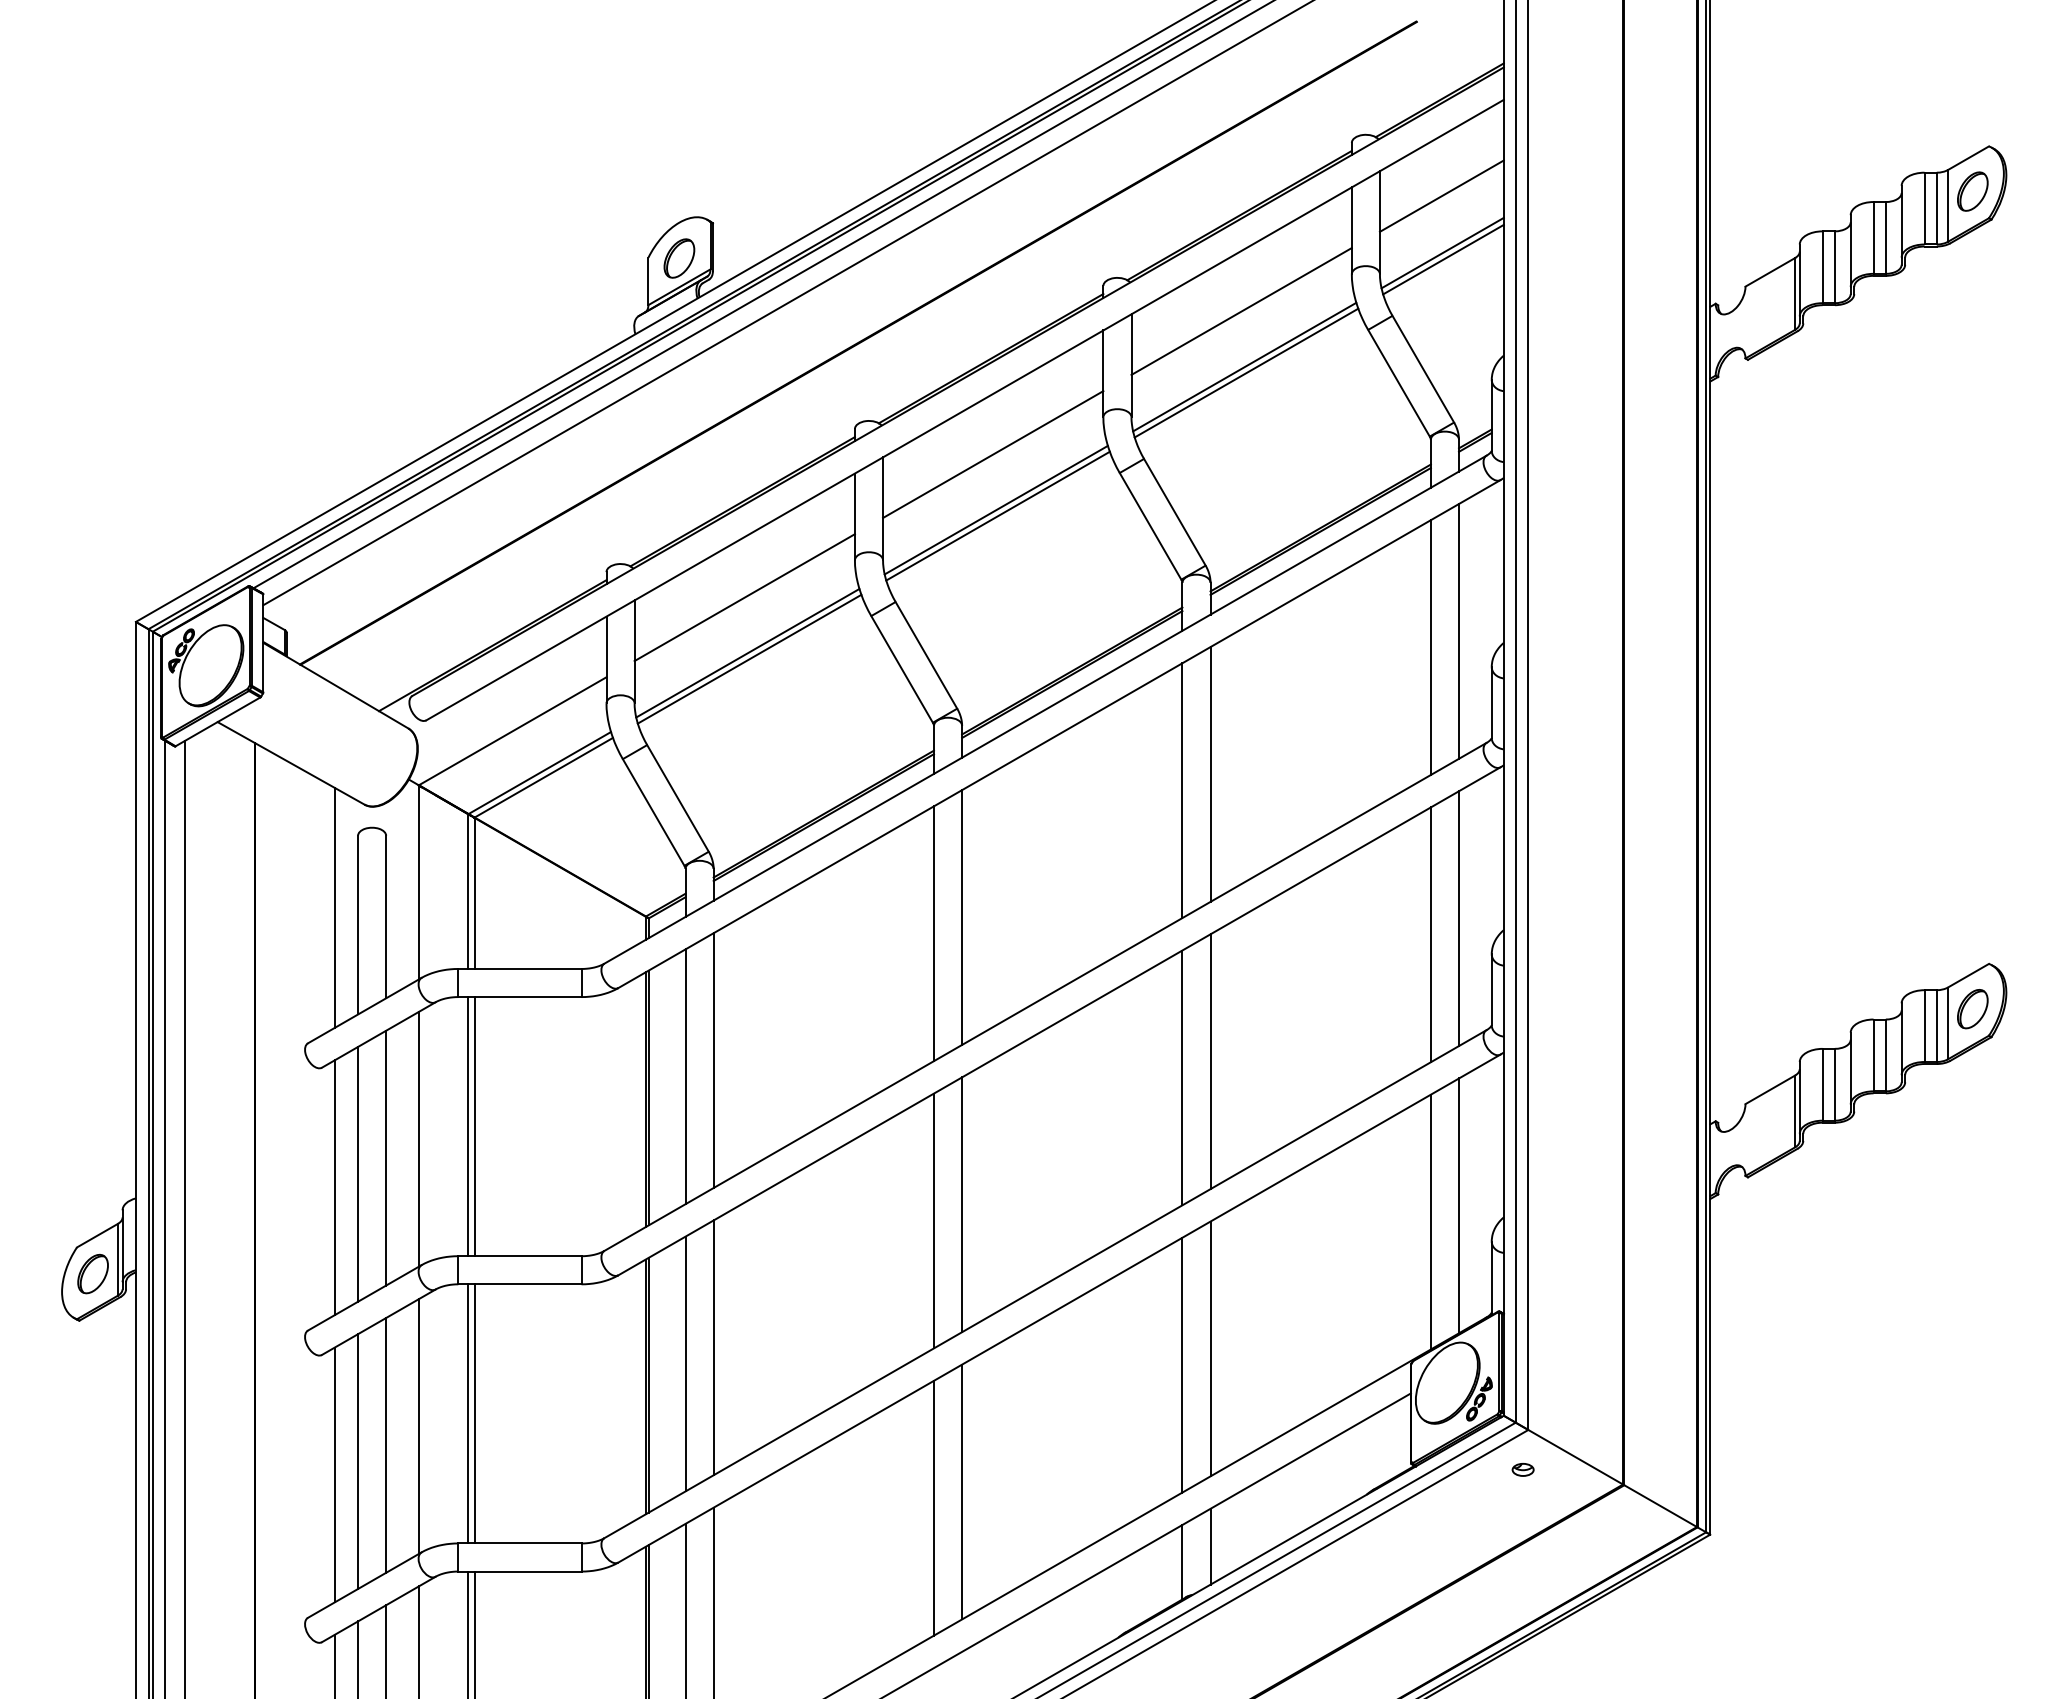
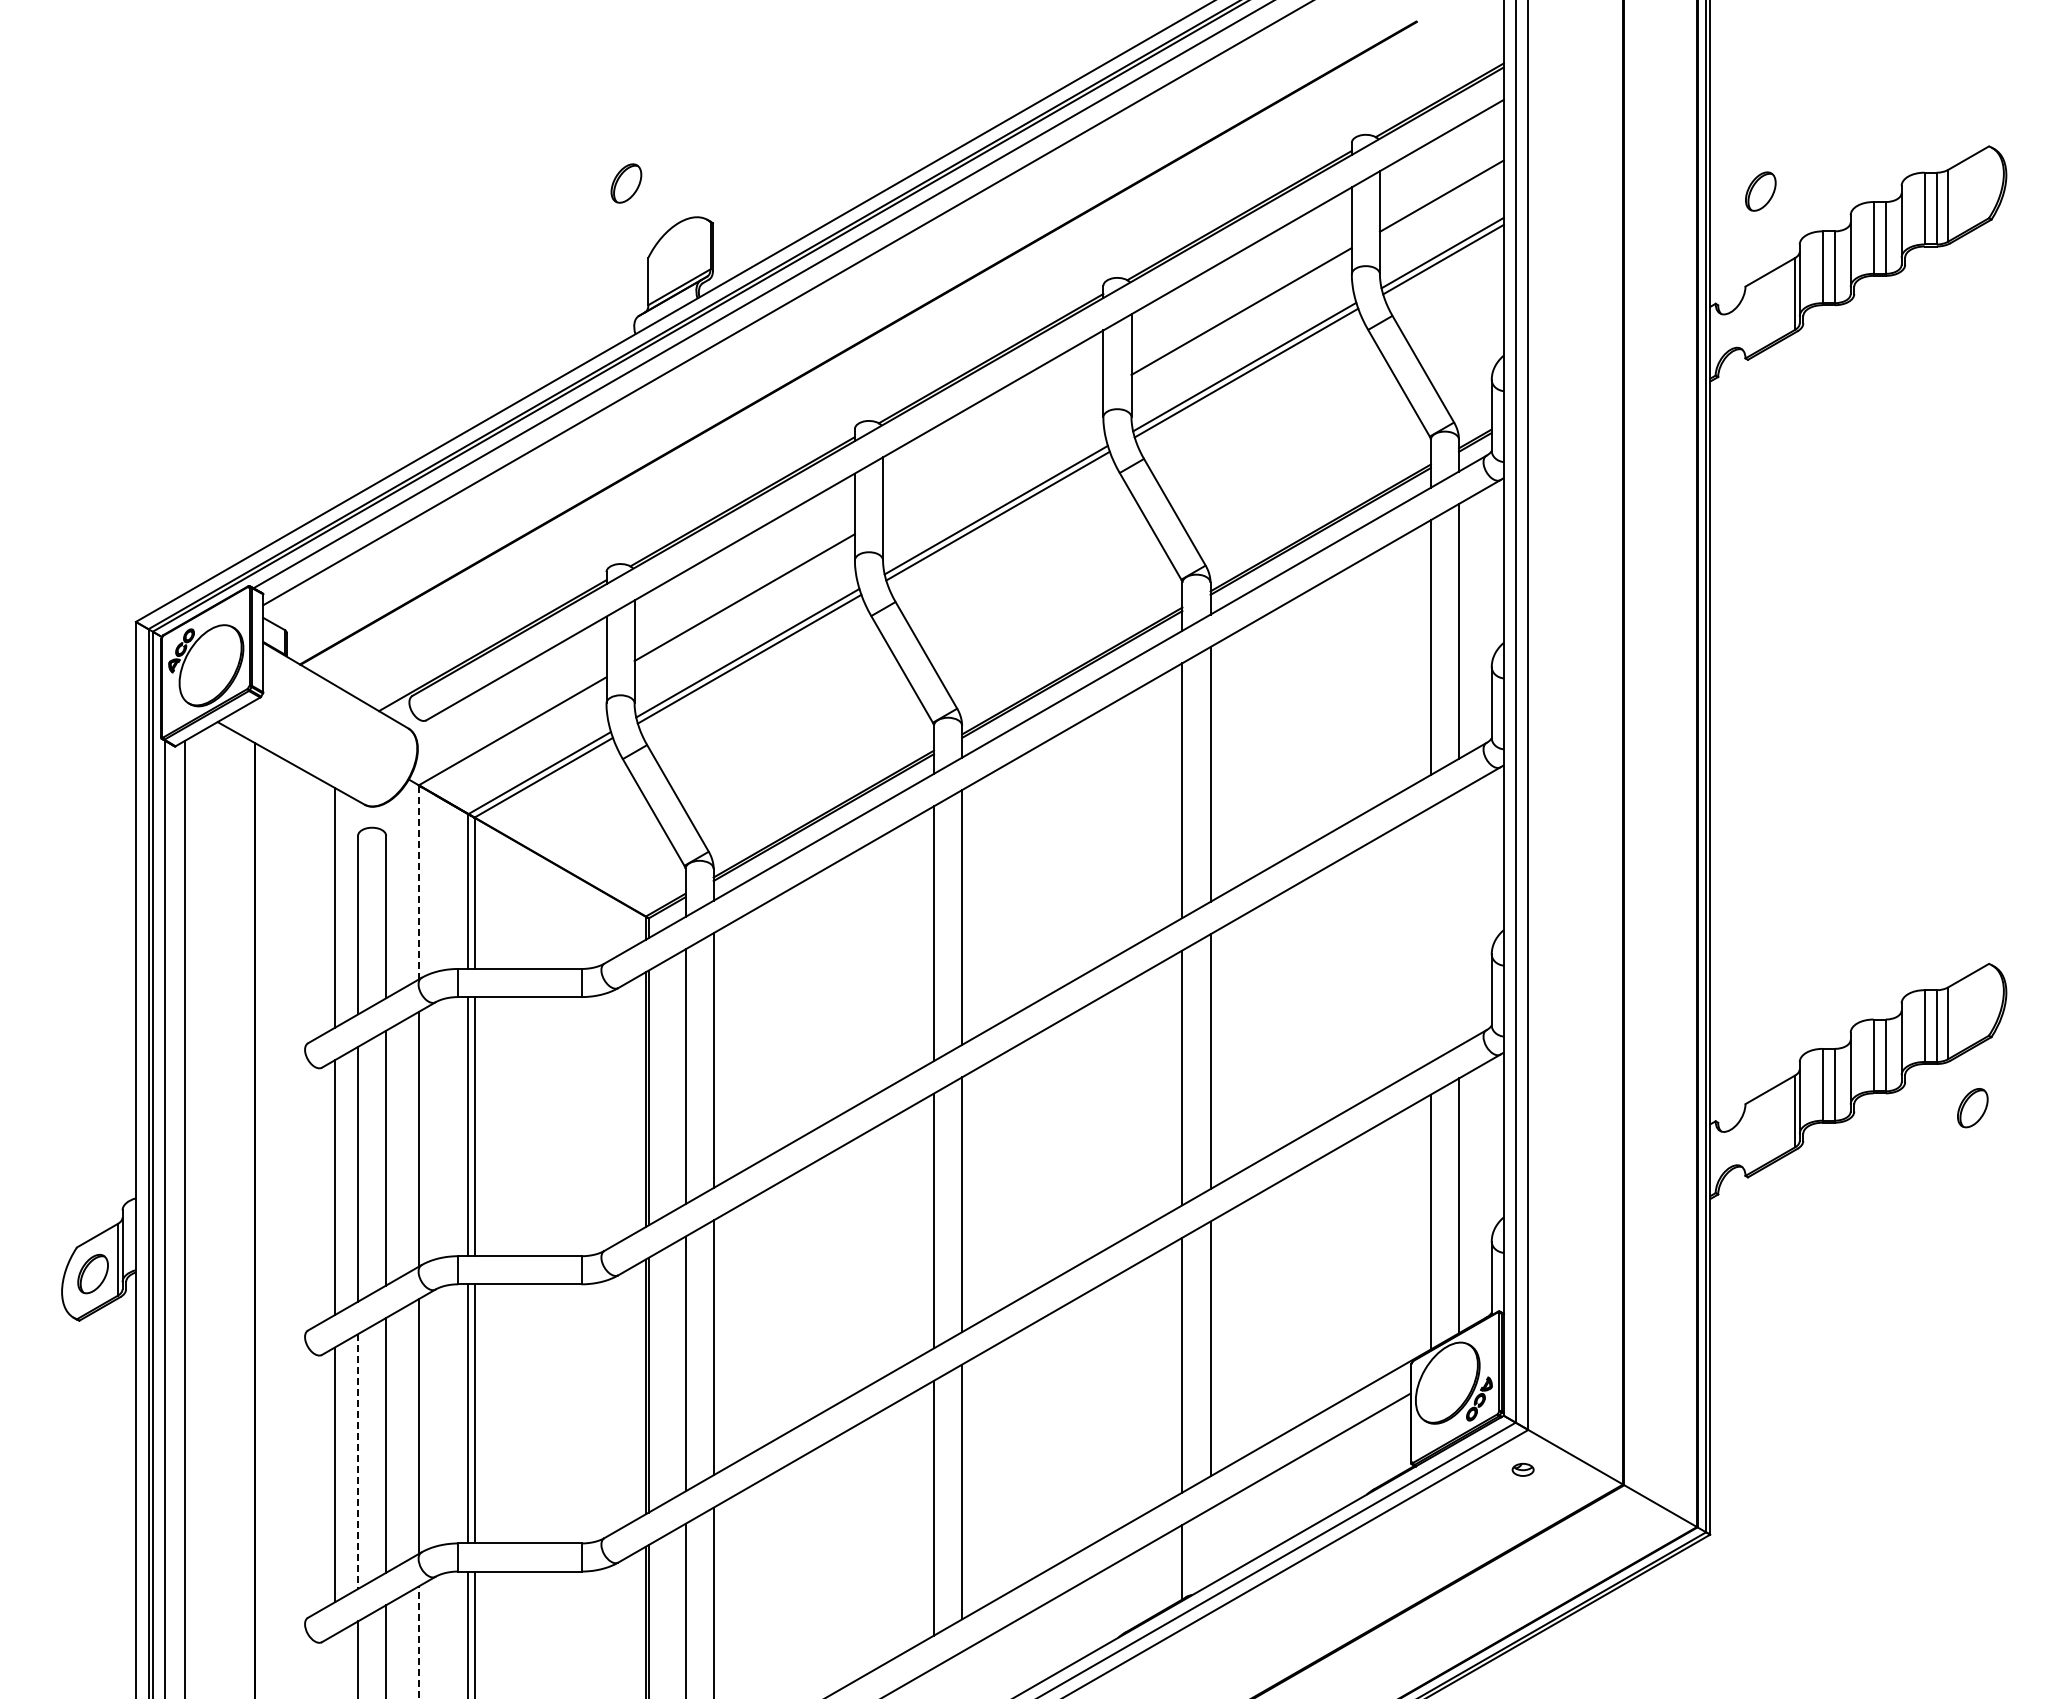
part position: (1972, 191) -> (1760, 191) (1760, 191)
part position: (679, 258) -> (626, 183) (626, 183)
line: present -> none (993, 454)
line: solid -> dashed (418, 882)
line: present -> none (1459, 918)
line: present -> none (1430, 934)
part position: (1972, 1009) -> (1972, 1108) (1972, 1108)
line: solid -> dashed (358, 1462)
line: present -> none (1210, 1546)
line: solid -> dashed (418, 1642)
line: present -> none (334, 1664)
